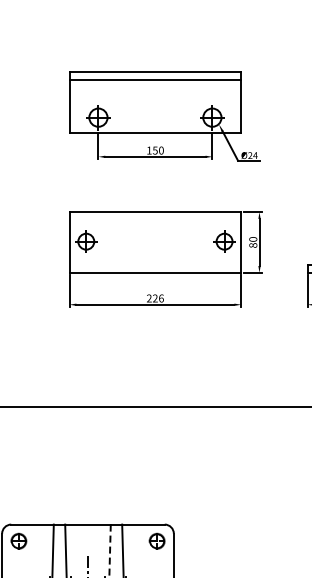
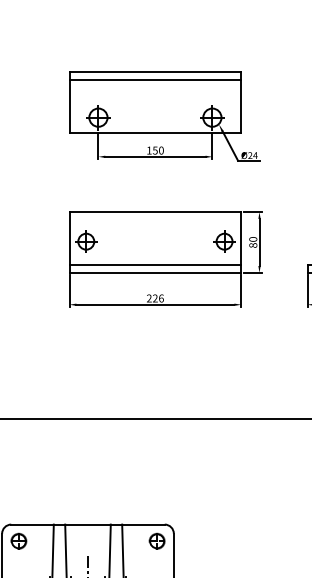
line: none -> present (155, 265)
line position: (155, 406) -> (155, 418) (155, 418)
line: dashed -> solid (110, 551)
